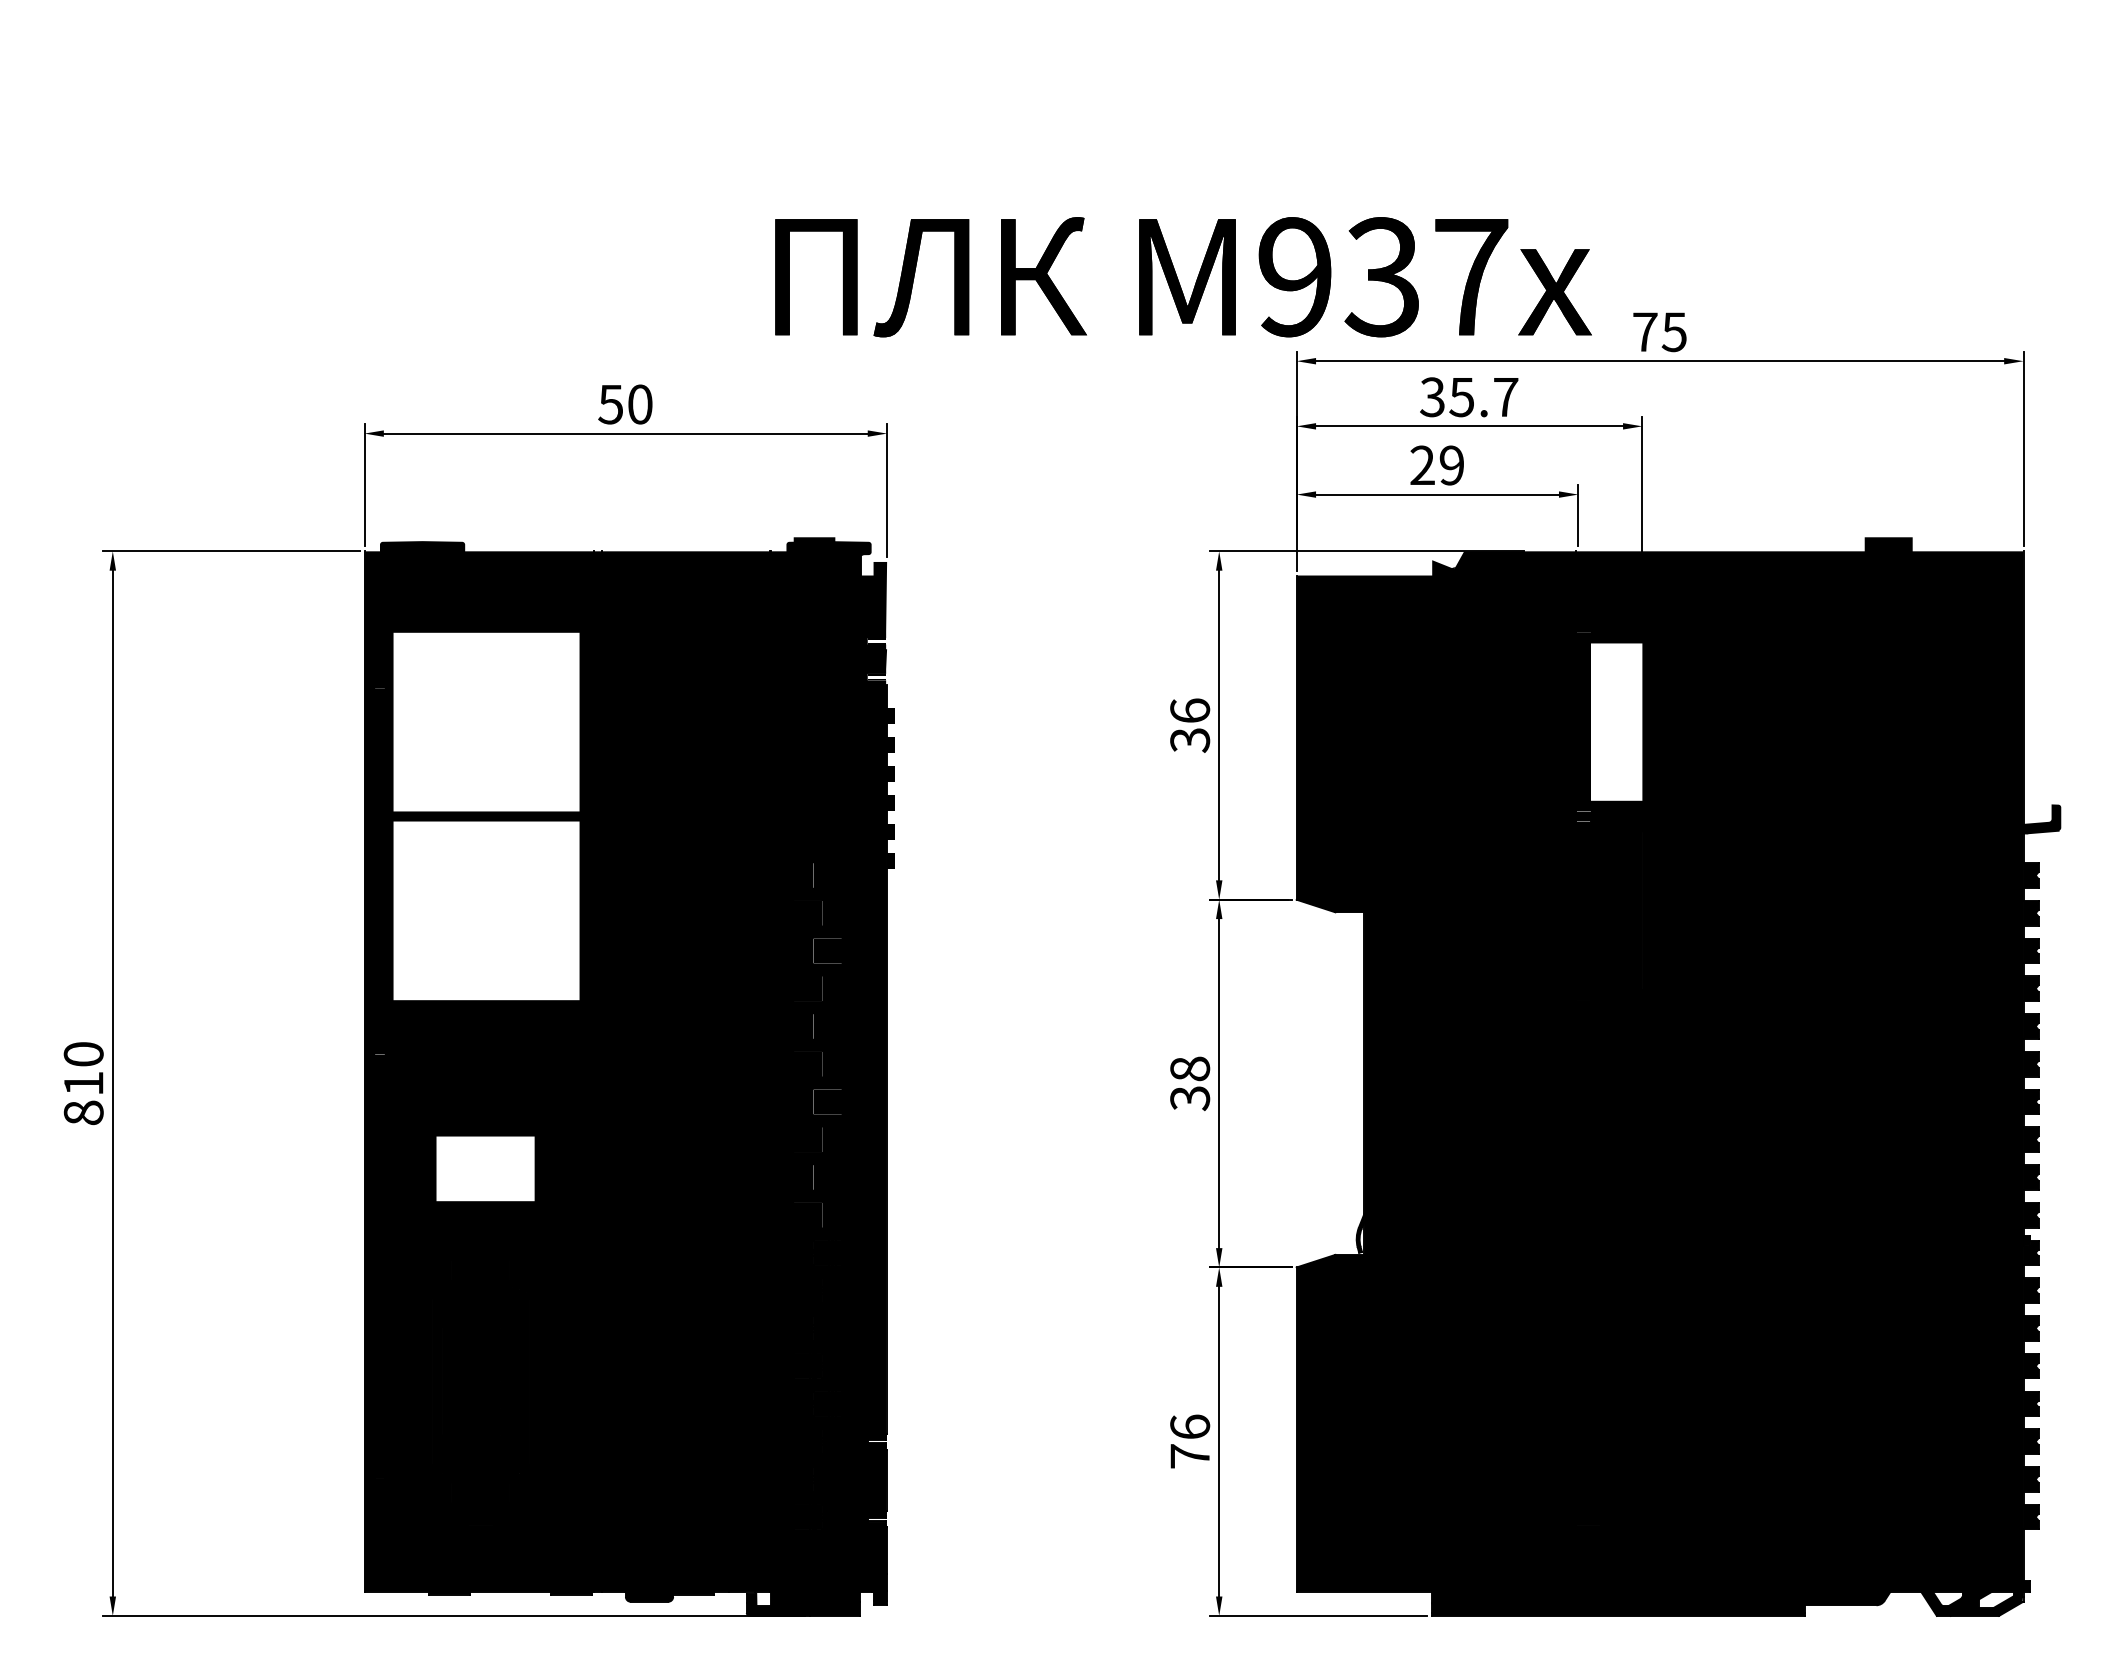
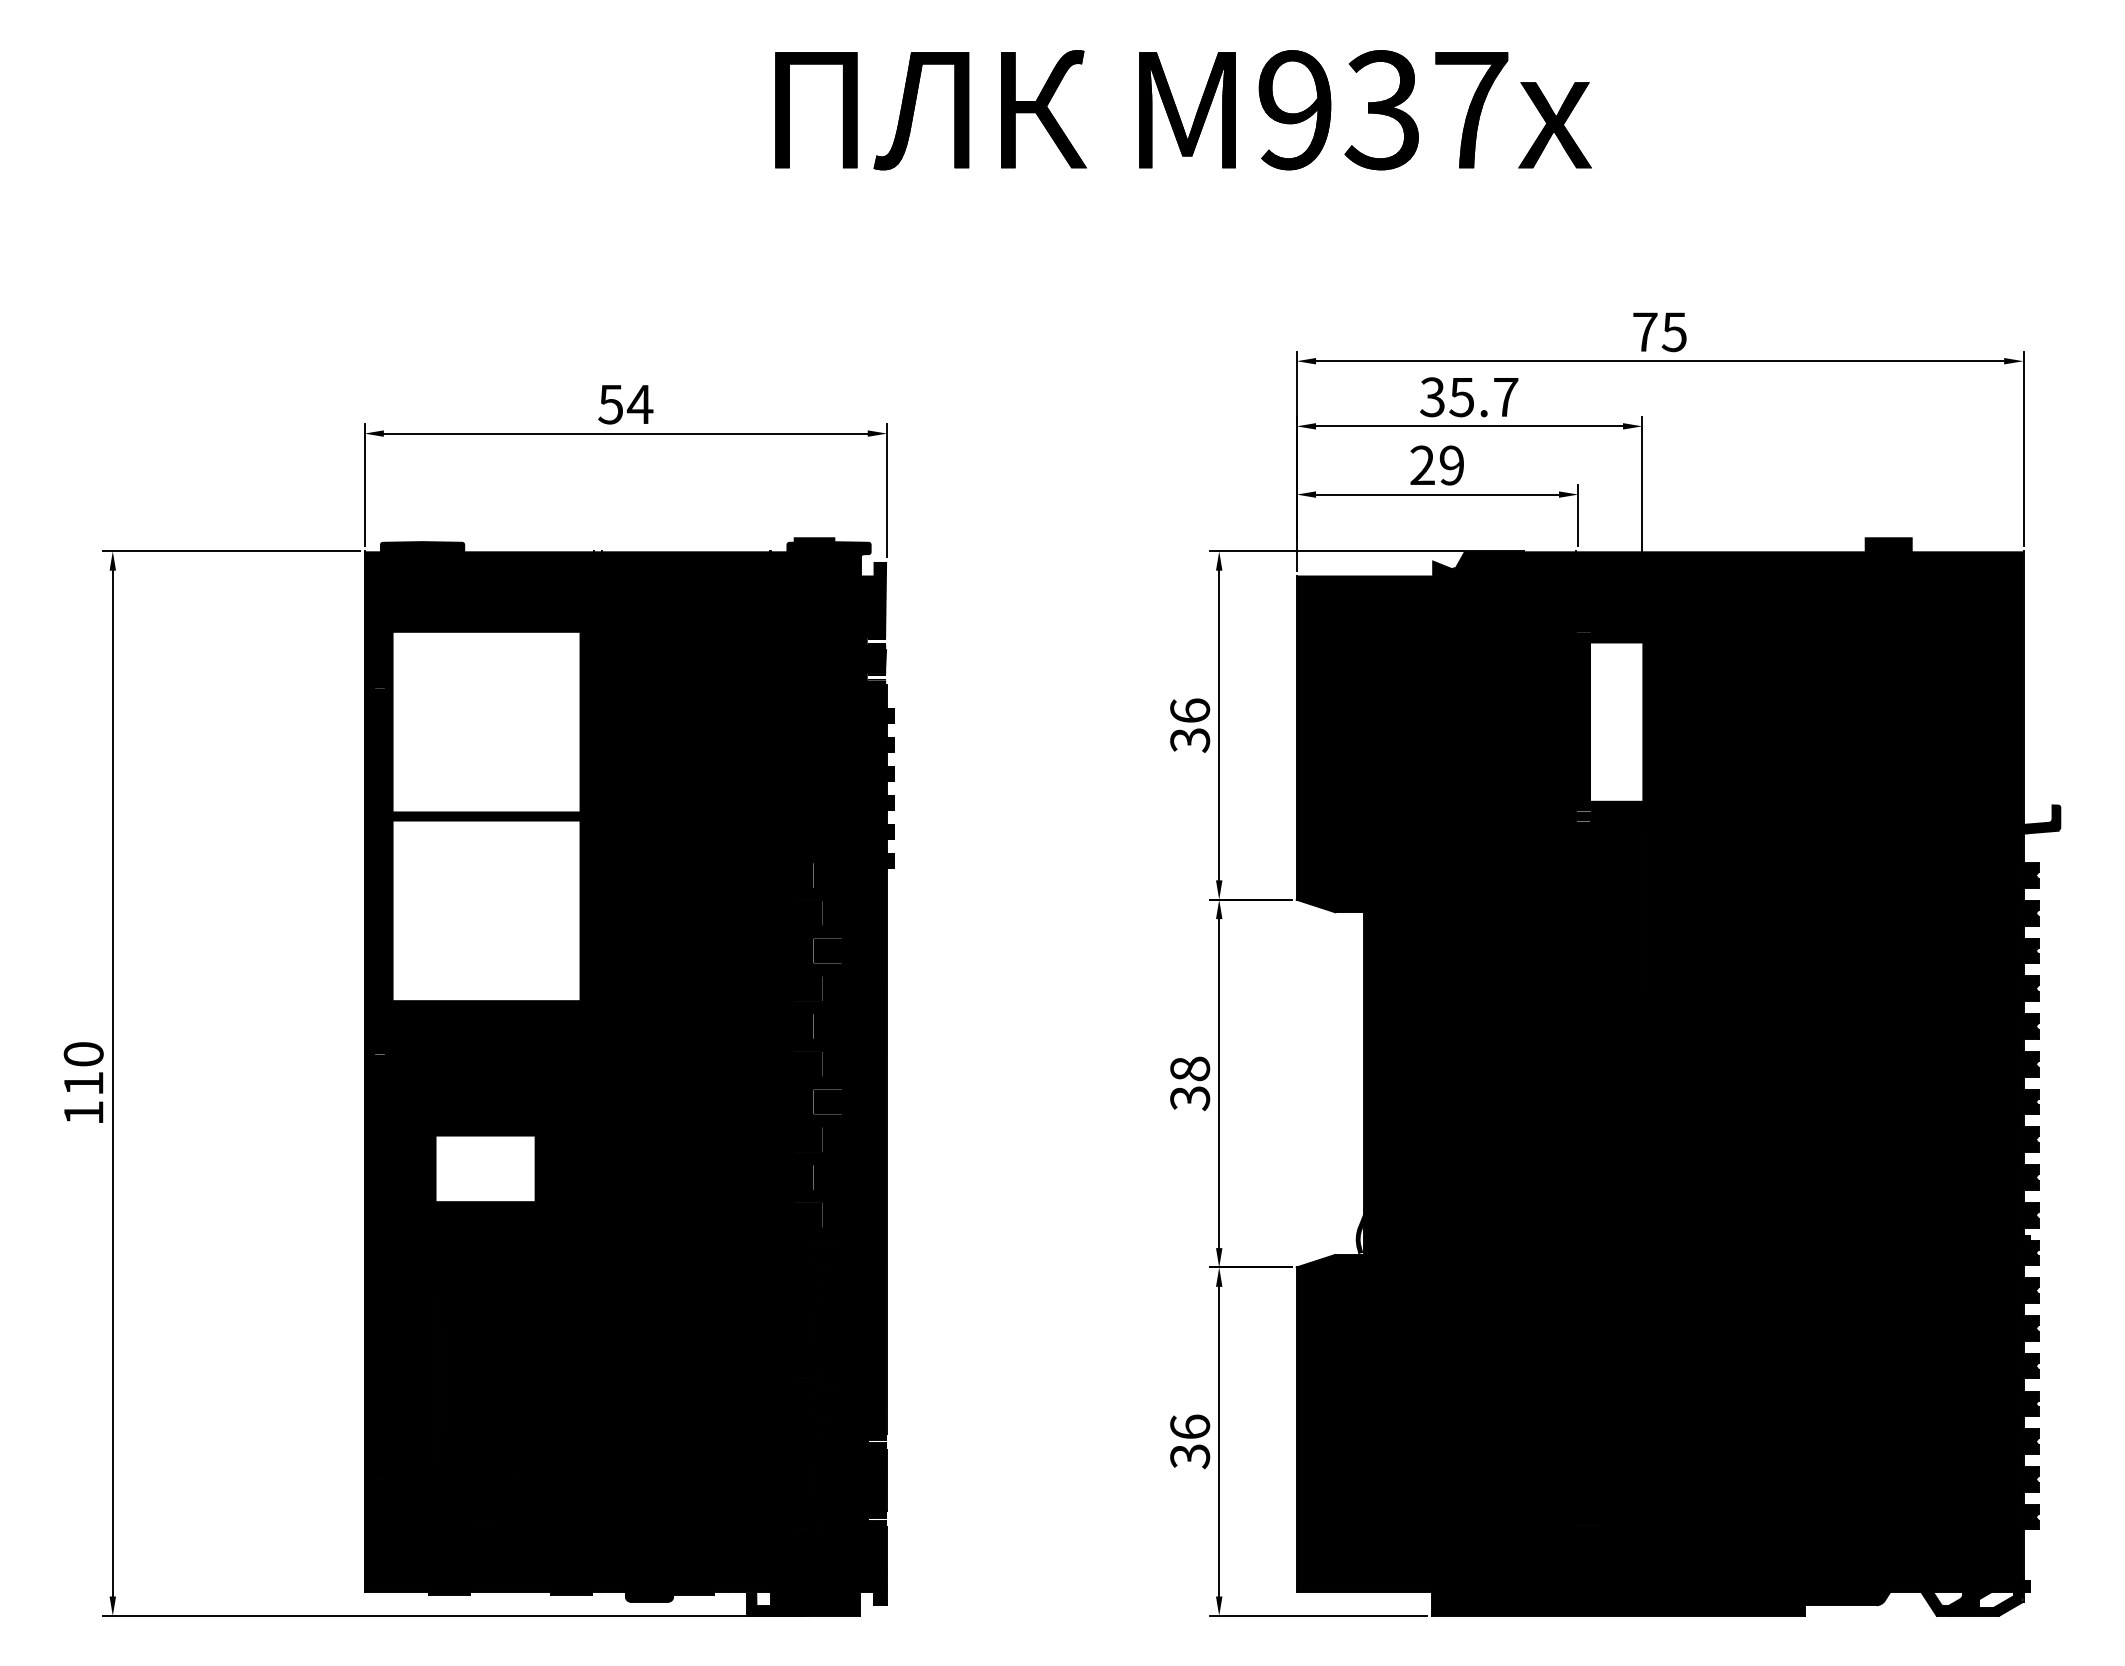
text position: (1183, 277) -> (1183, 110) (1183, 110)
text: 50 -> 54 (639, 404)
text: 810 -> 110 (83, 1112)
text: 76 -> 36 (1190, 1456)
